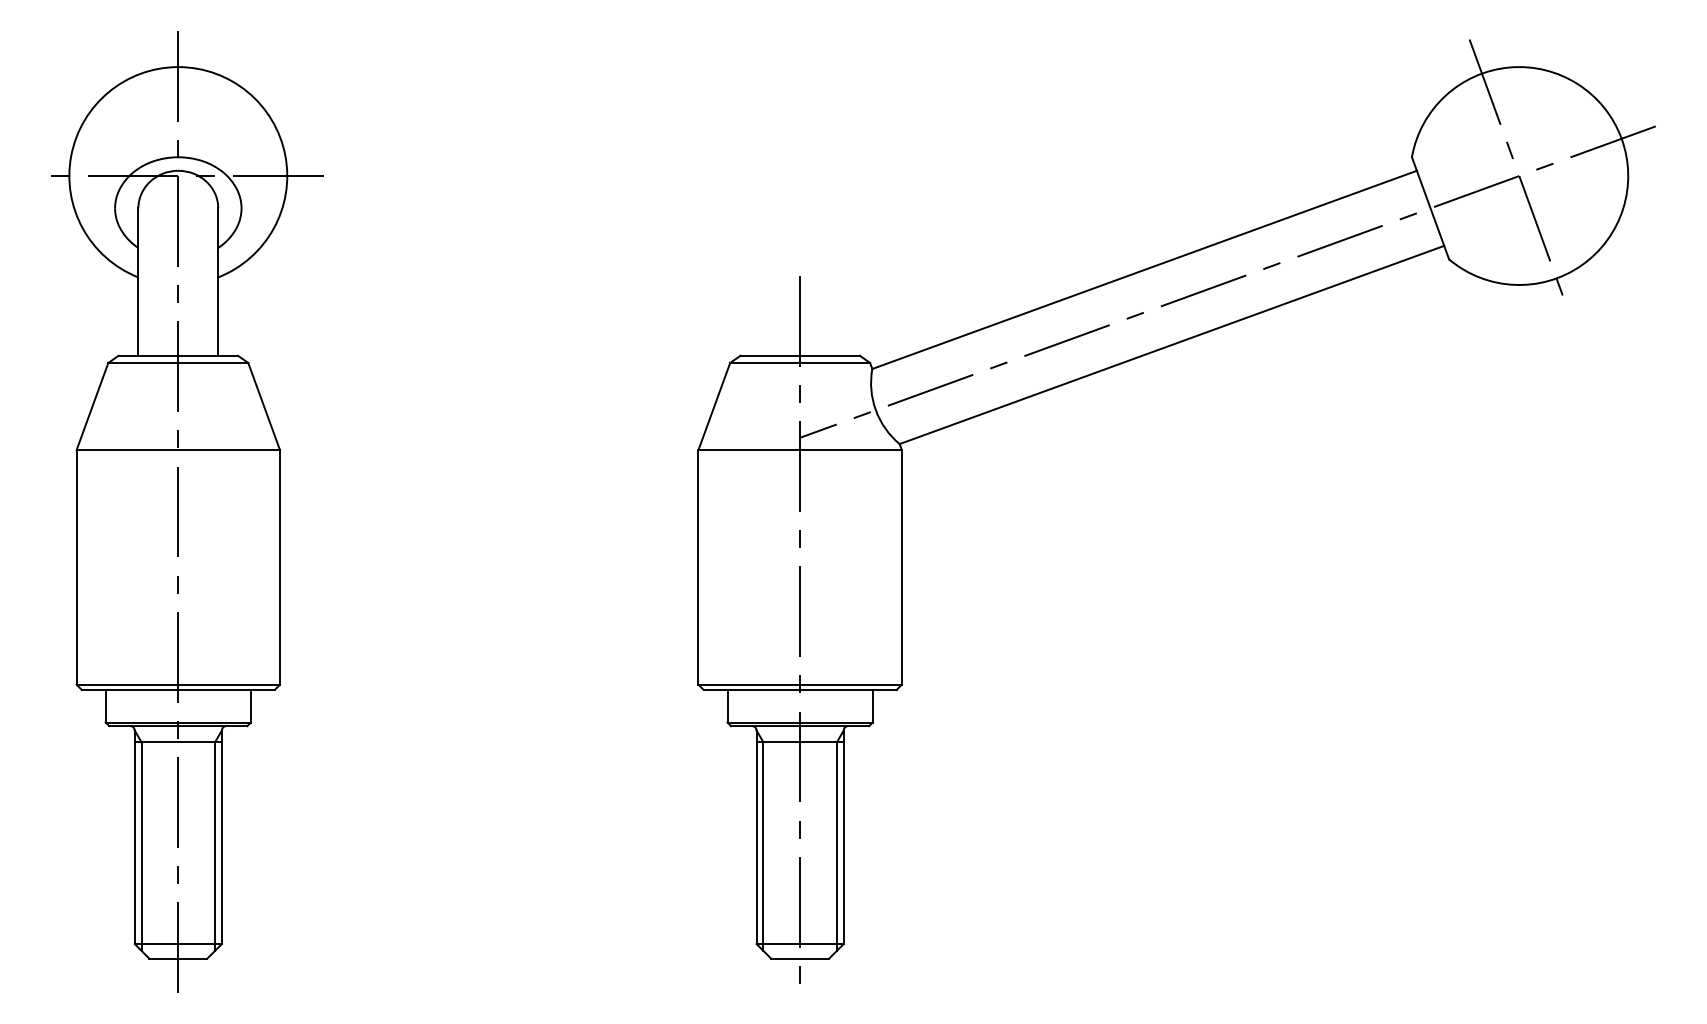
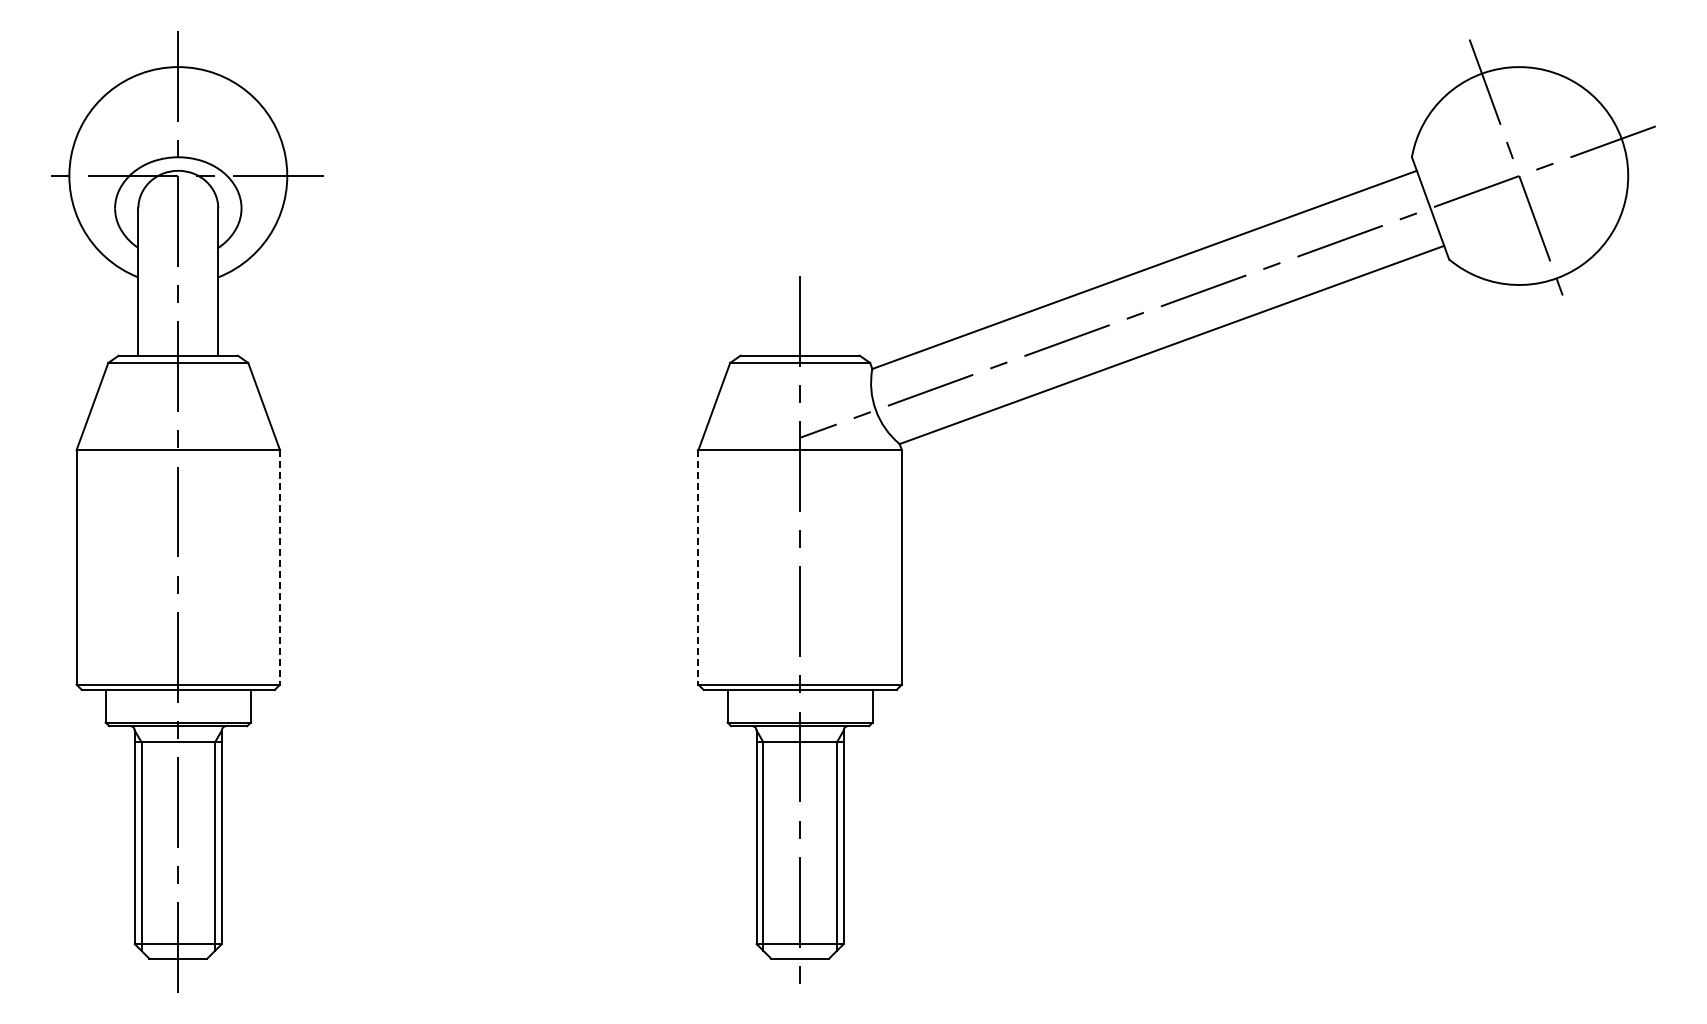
line: solid -> dashed (280, 567)
line: solid -> dashed (698, 567)
